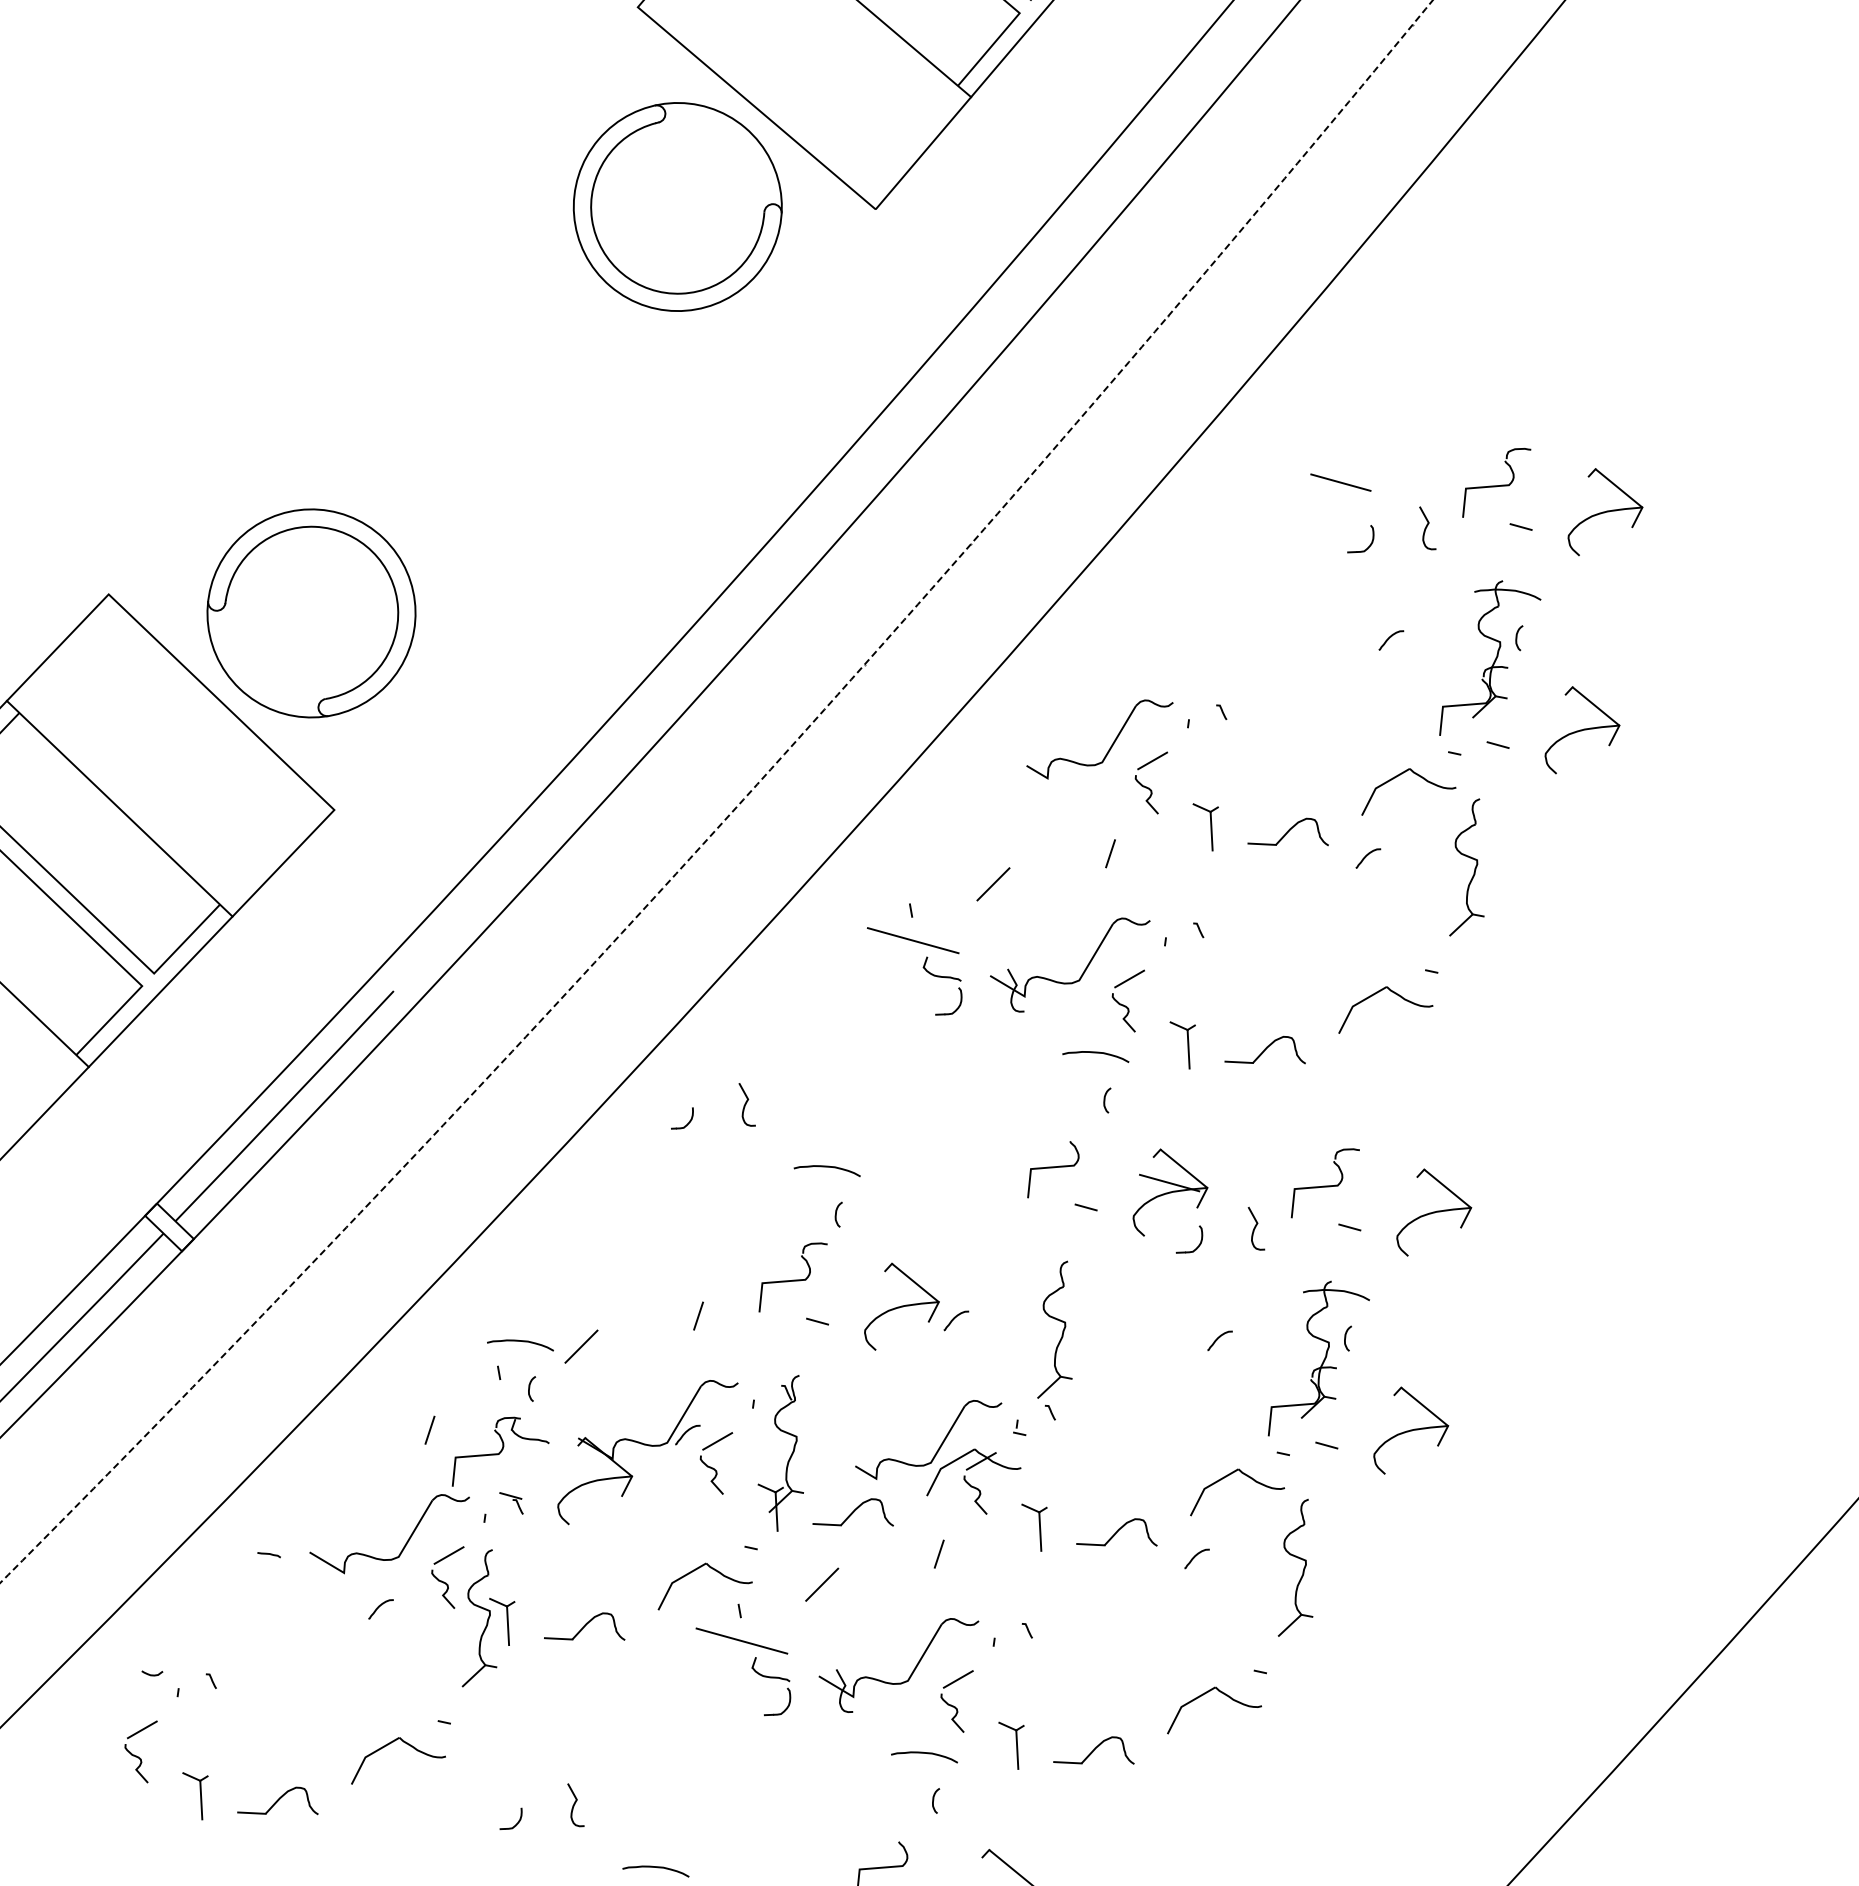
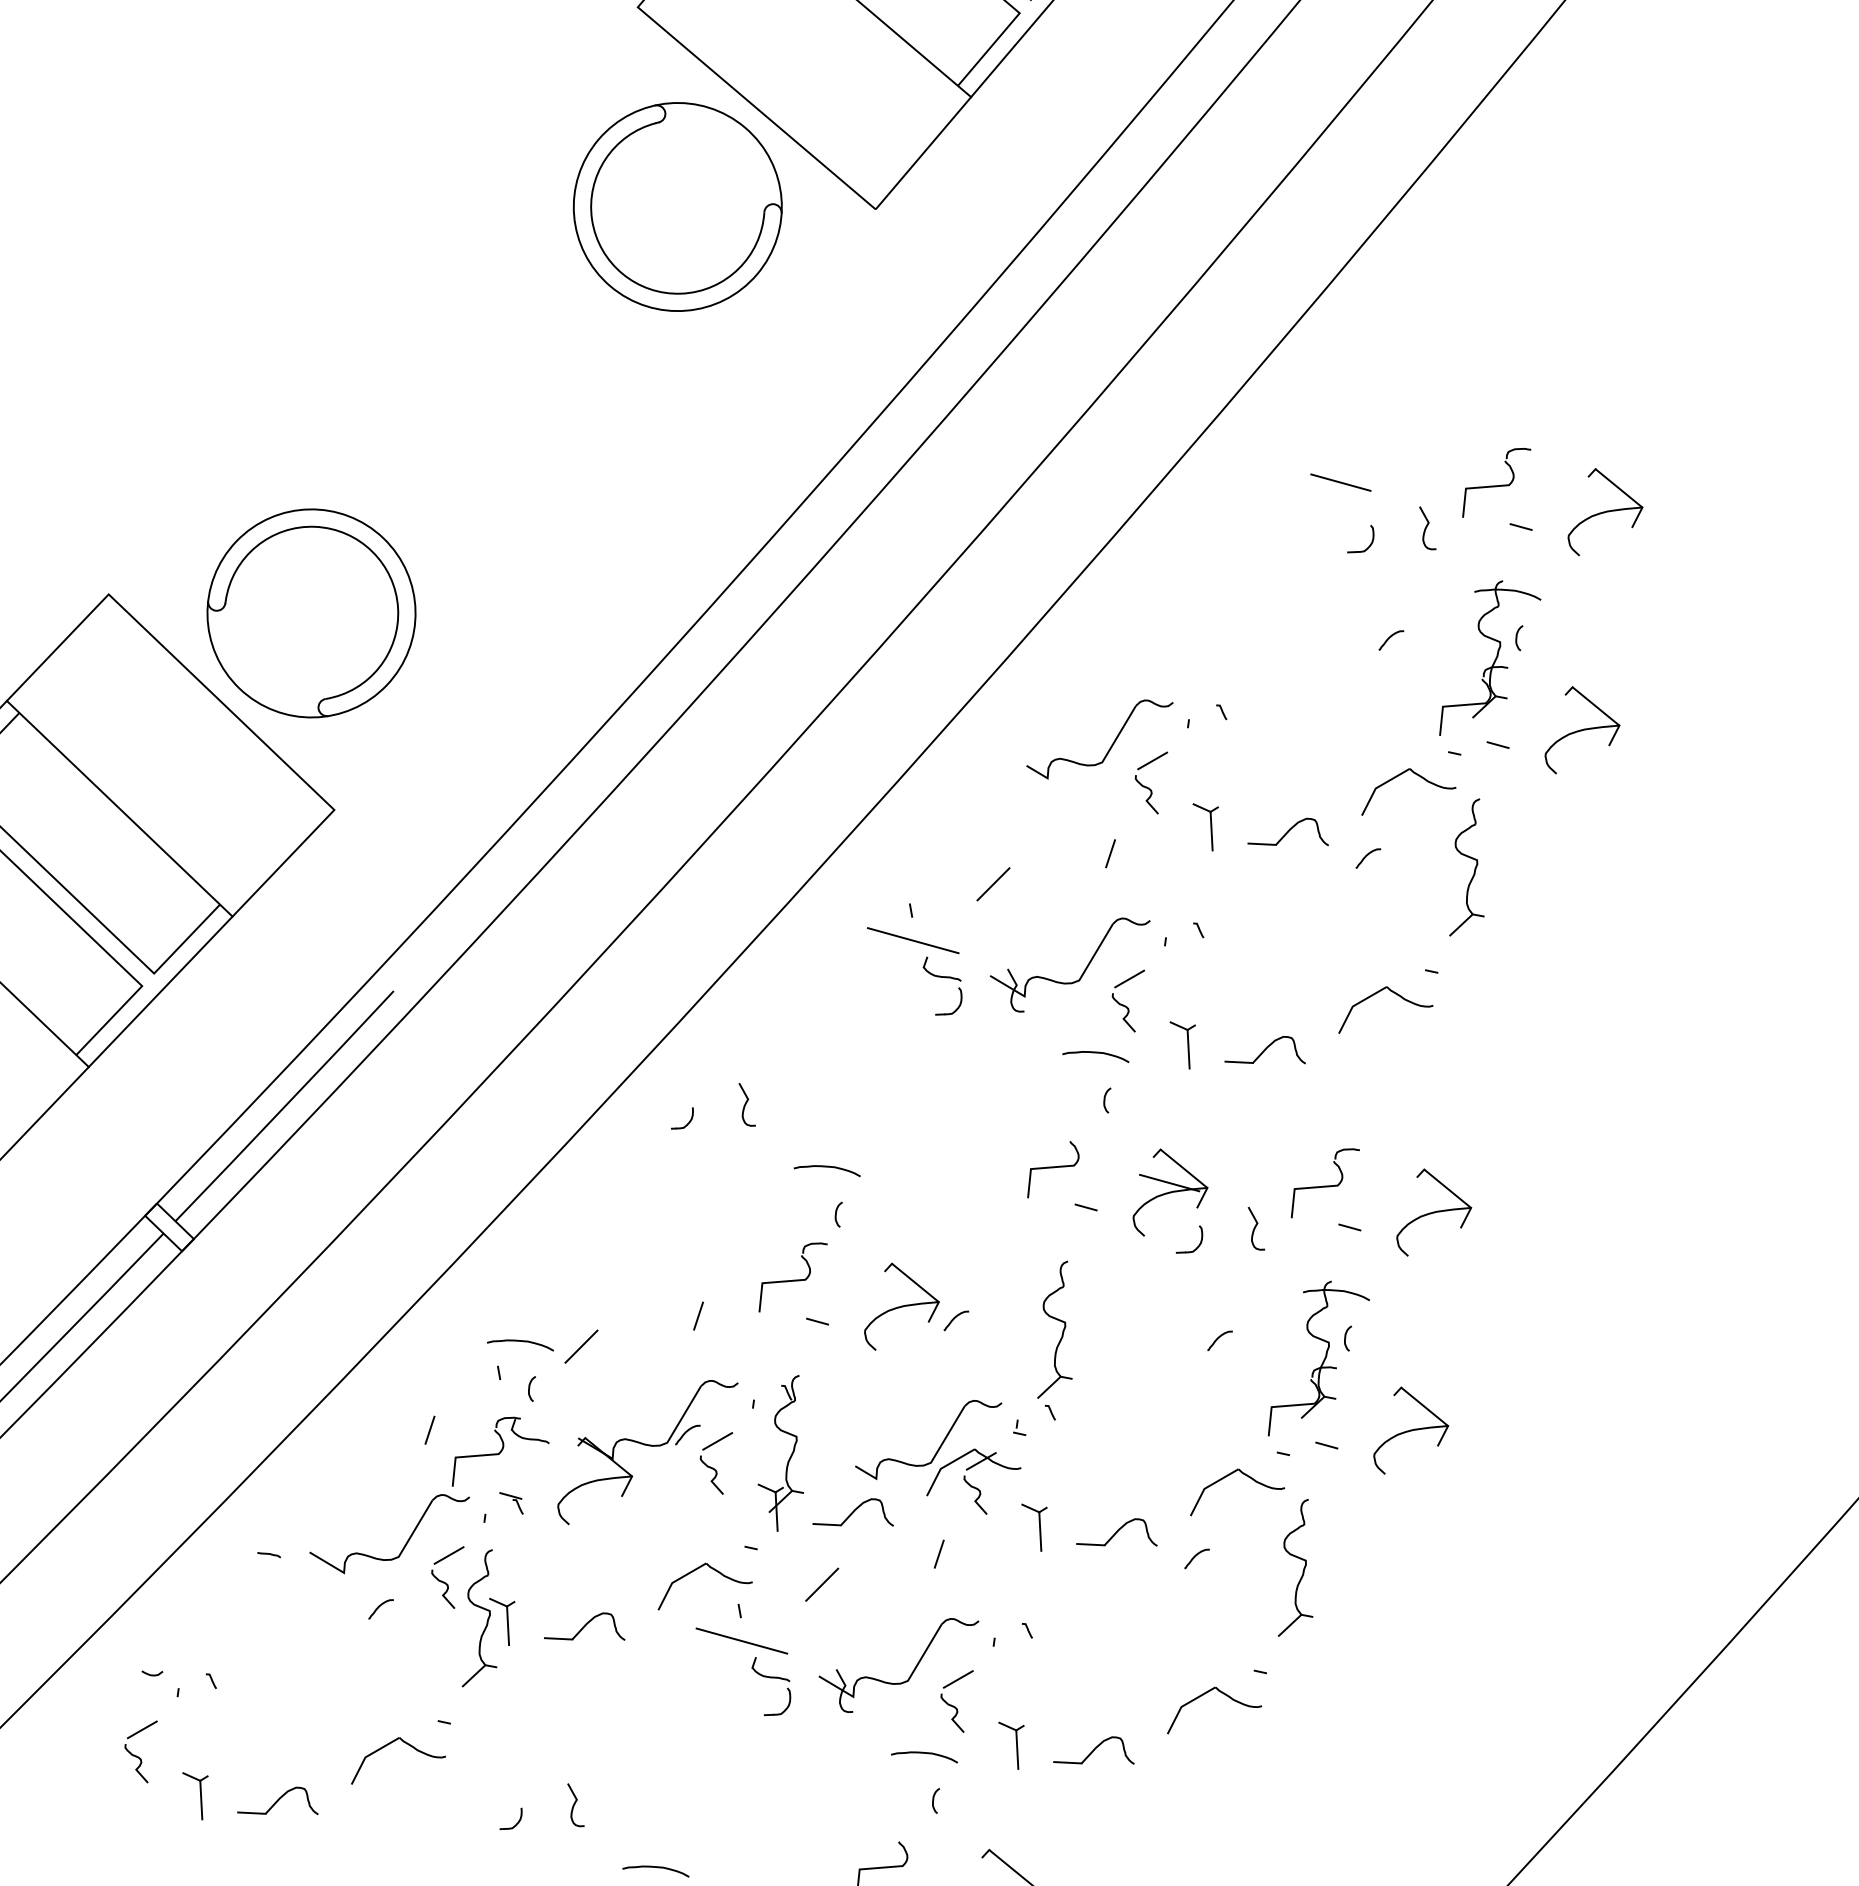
arc: dashed -> solid (737, 806)
